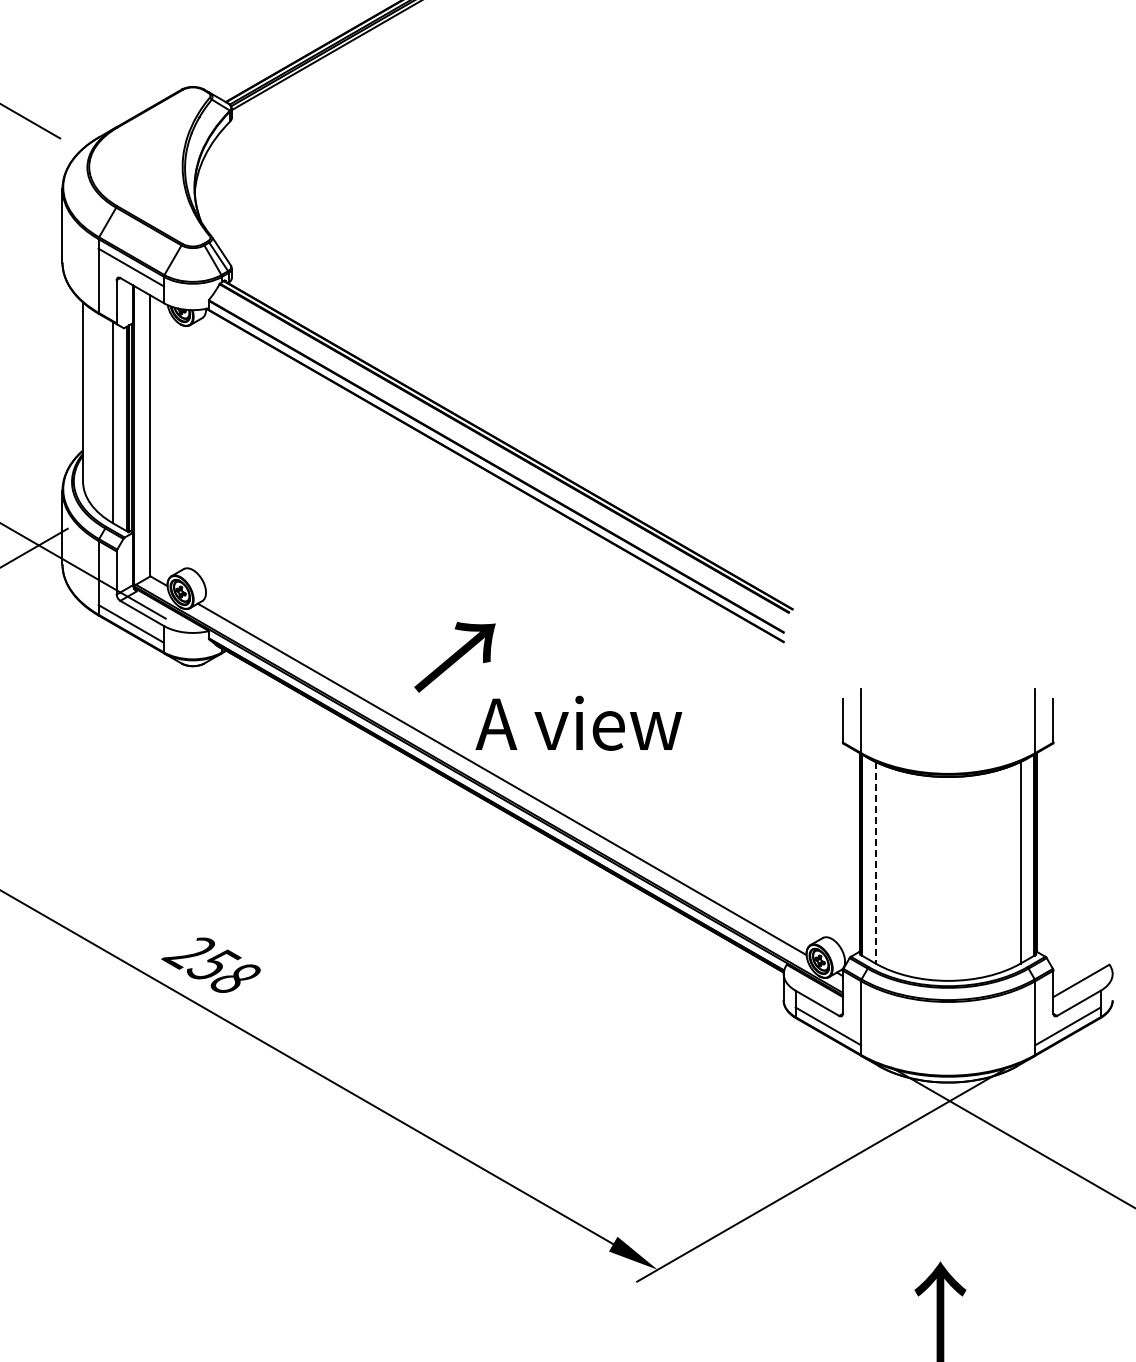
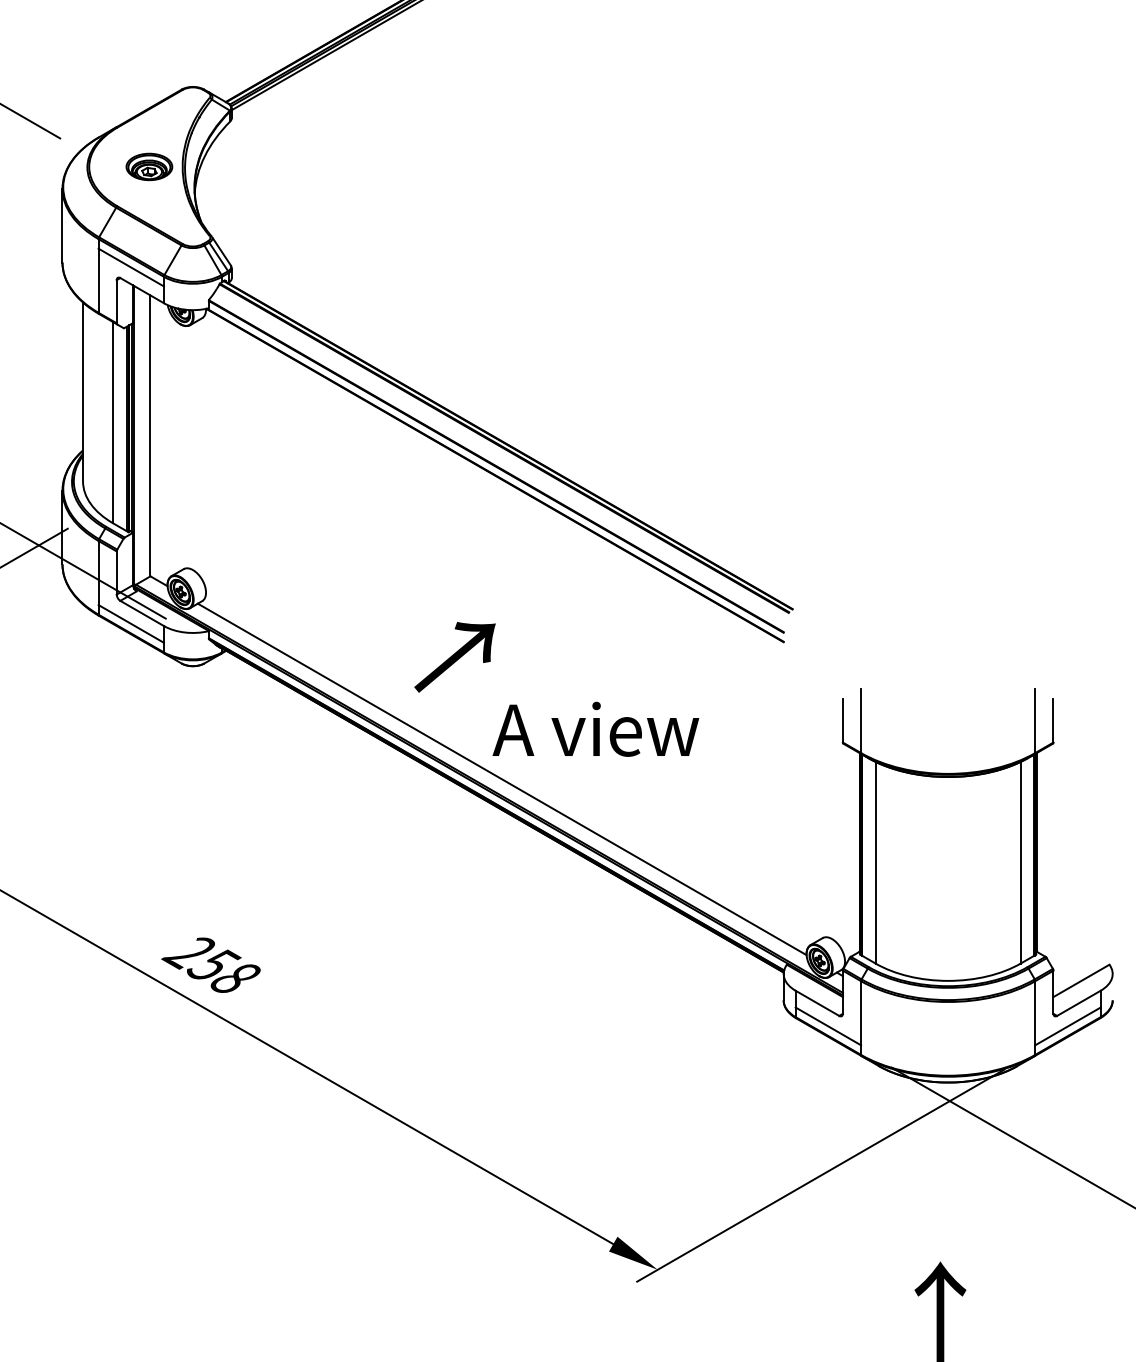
part: none -> present (149, 166)
text position: (578, 722) -> (595, 728) (595, 728)
line: dashed -> solid (875, 862)
